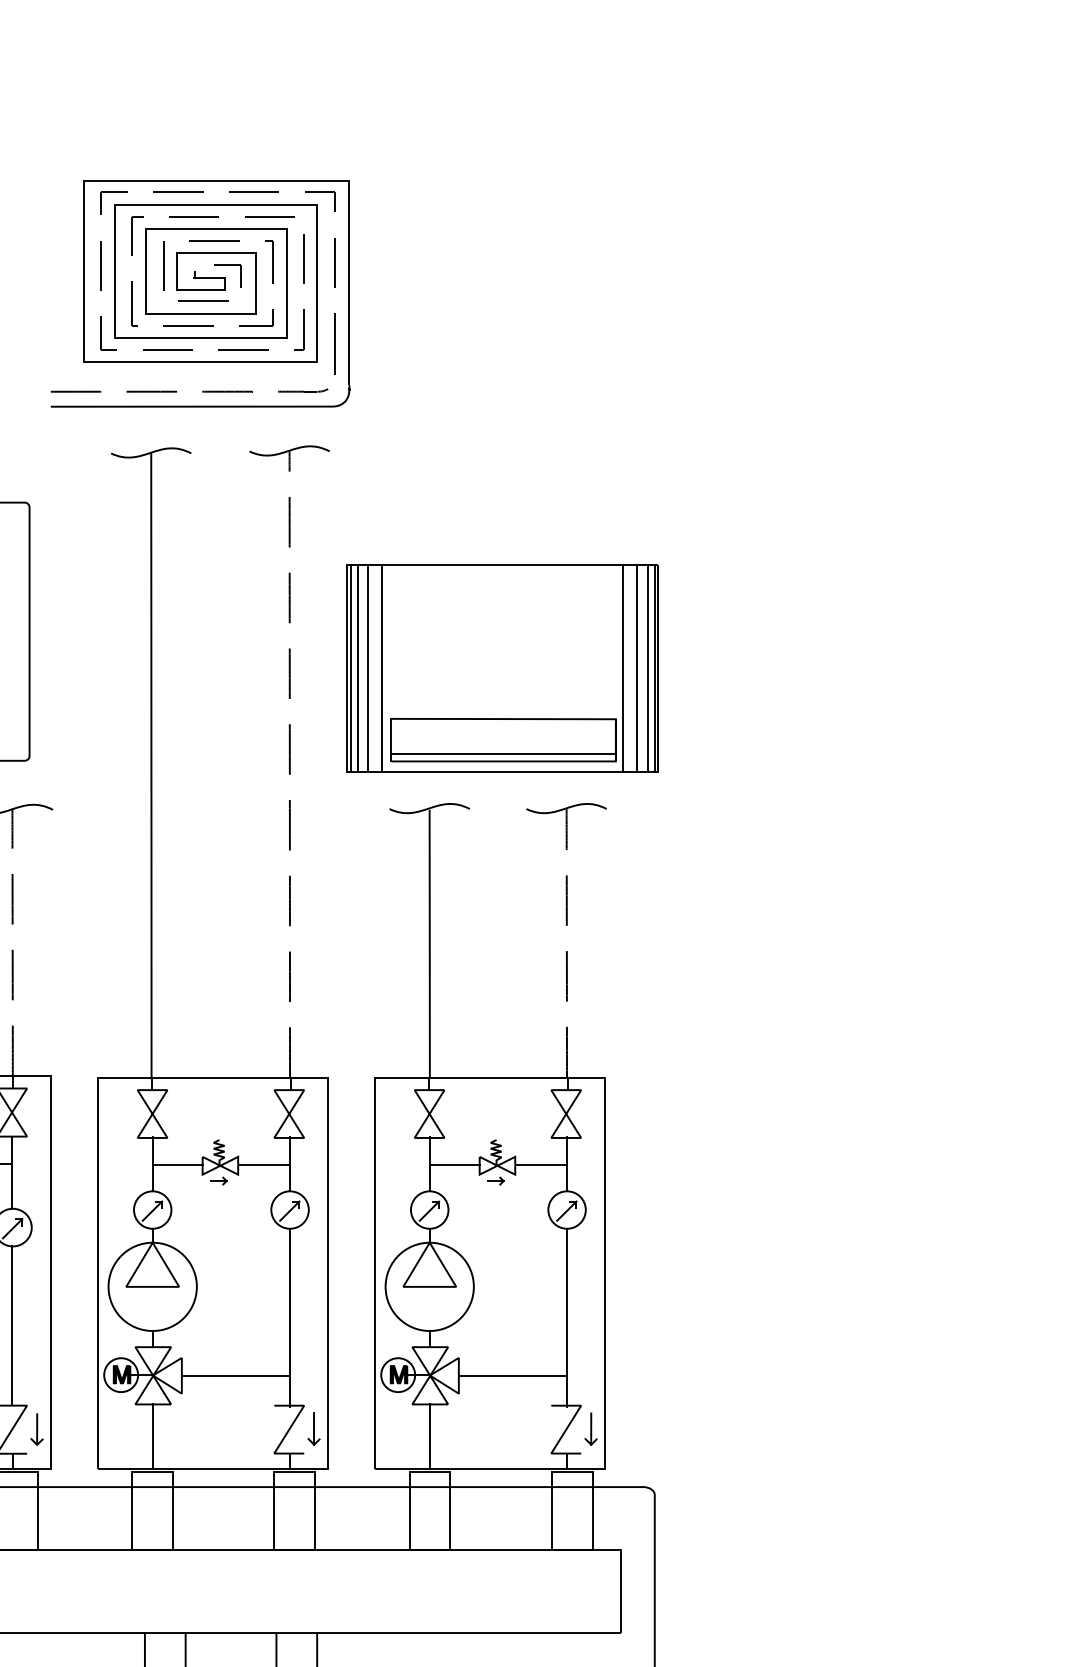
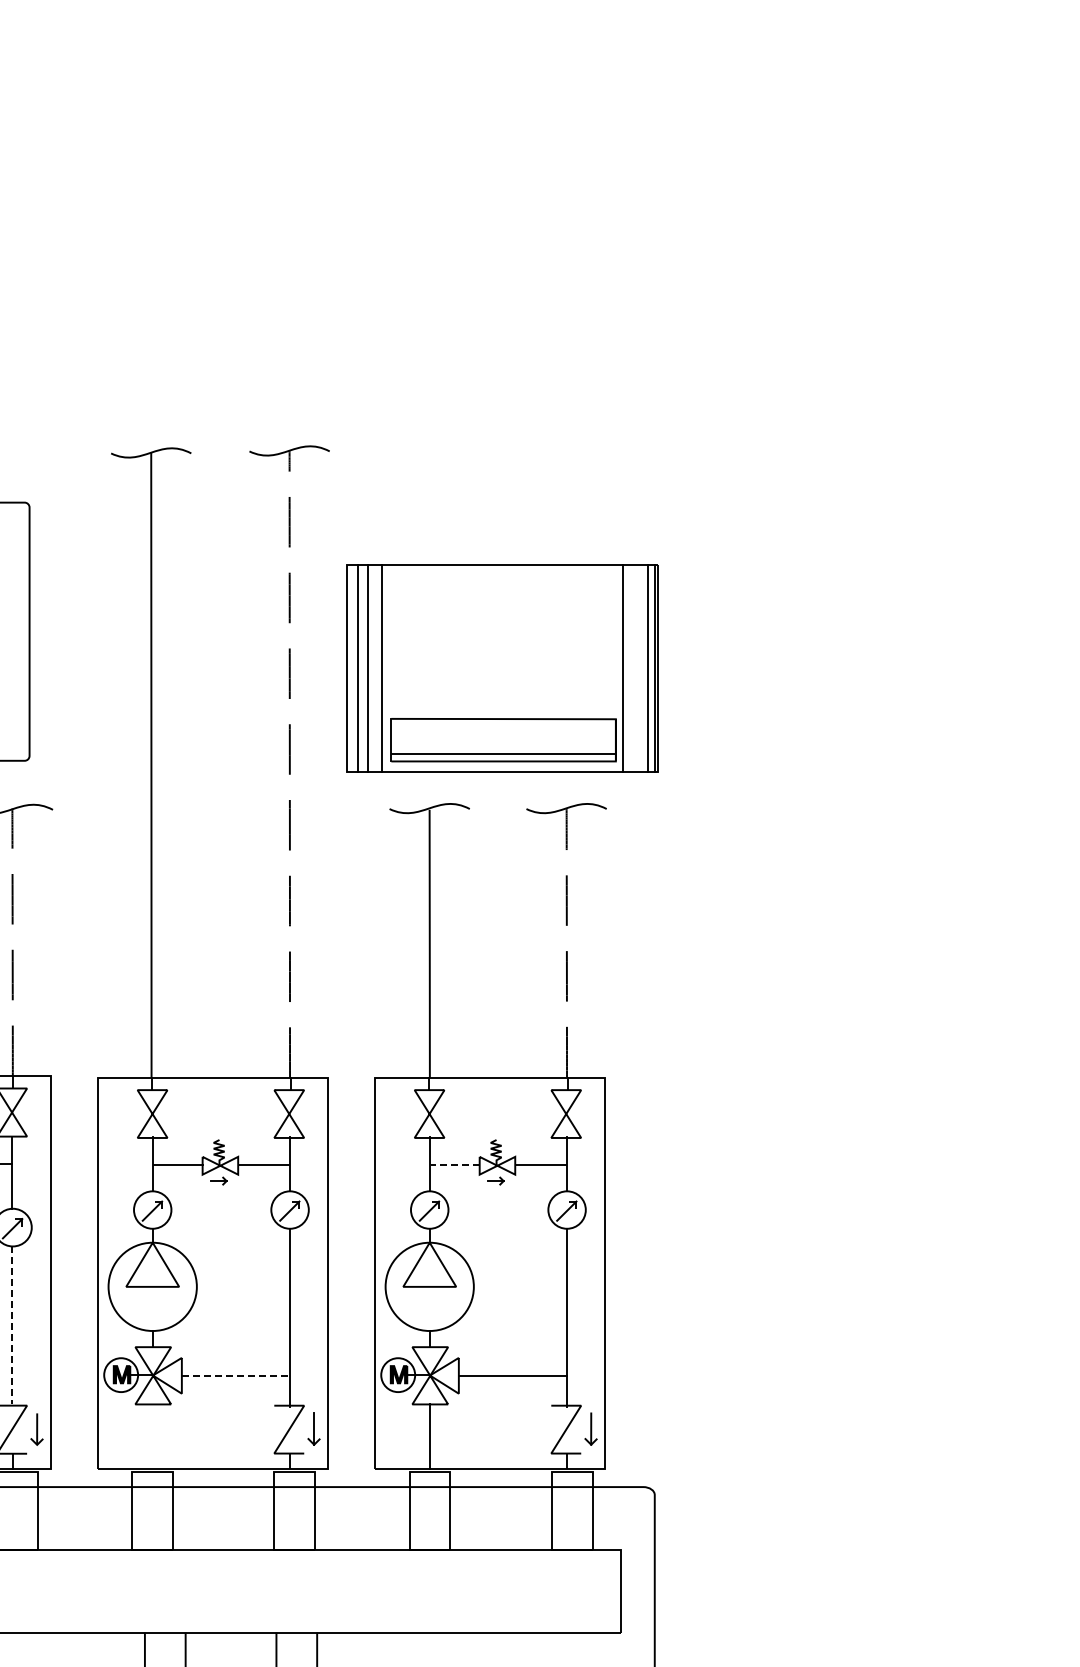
part: present -> none (200, 293)
line: present -> none (636, 667)
line: present -> none (350, 668)
line: solid -> dashed (455, 1165)
line: solid -> dashed (12, 1325)
line: solid -> dashed (236, 1375)
line: present -> none (152, 1436)
